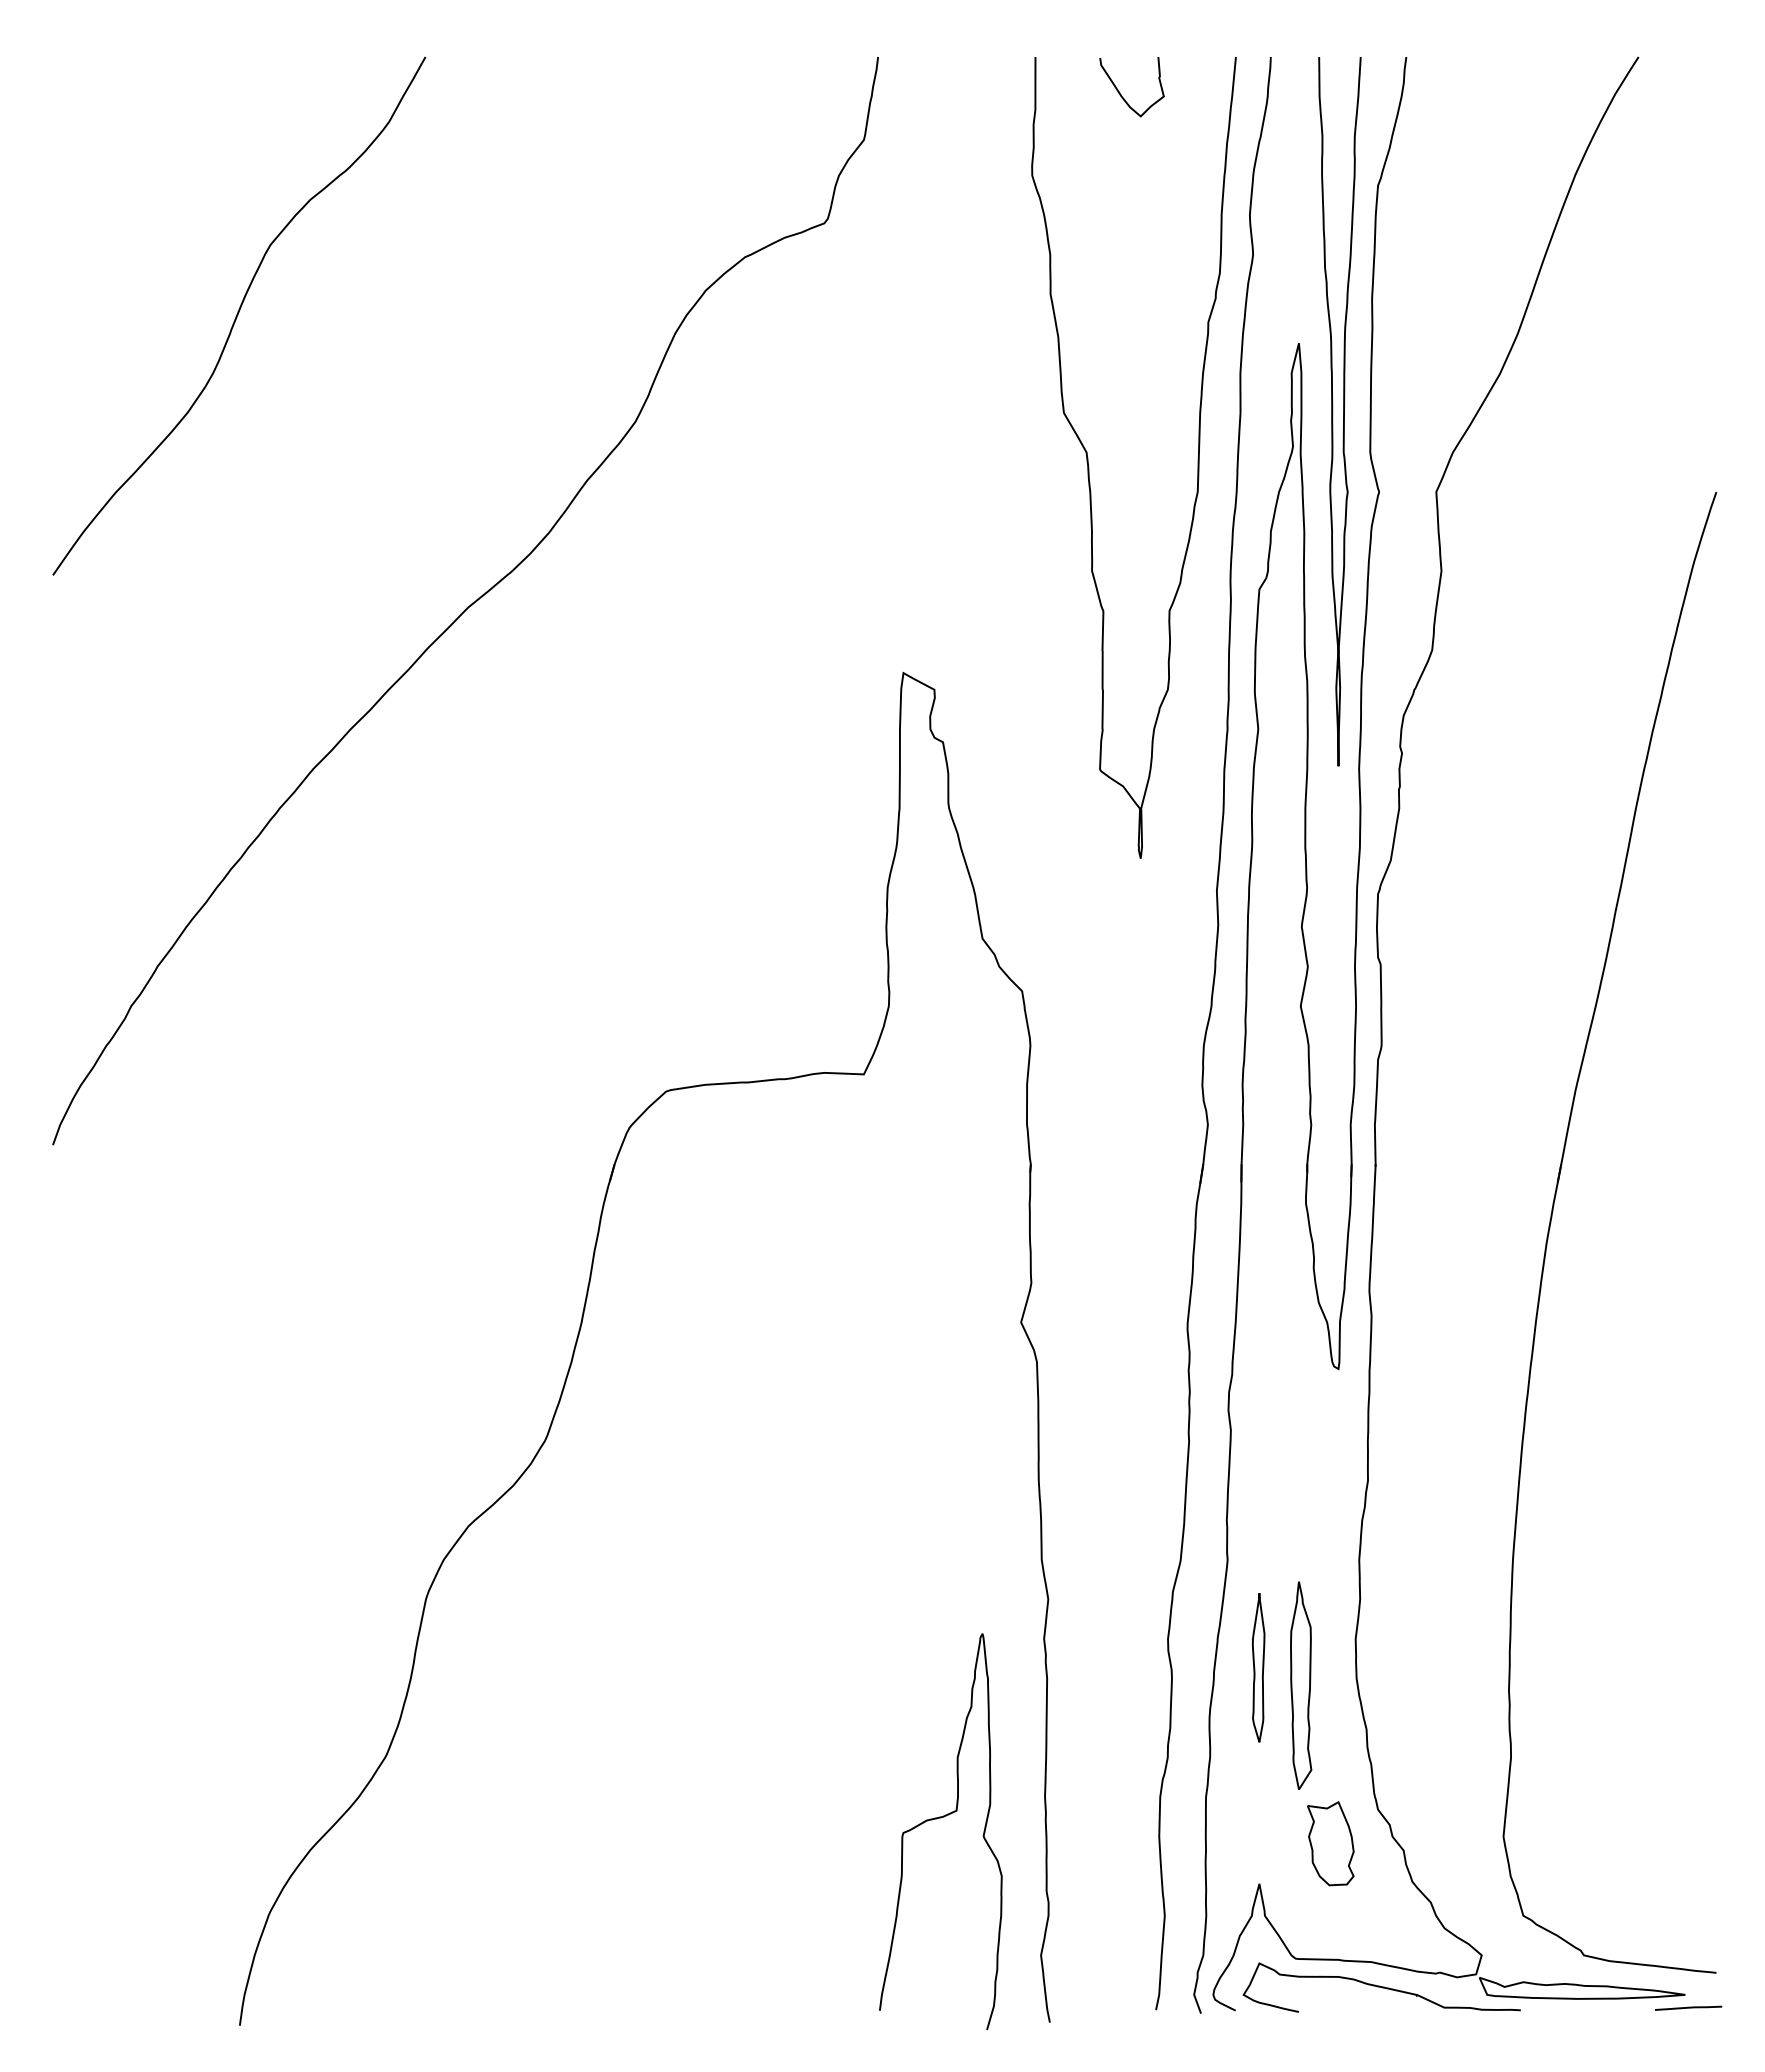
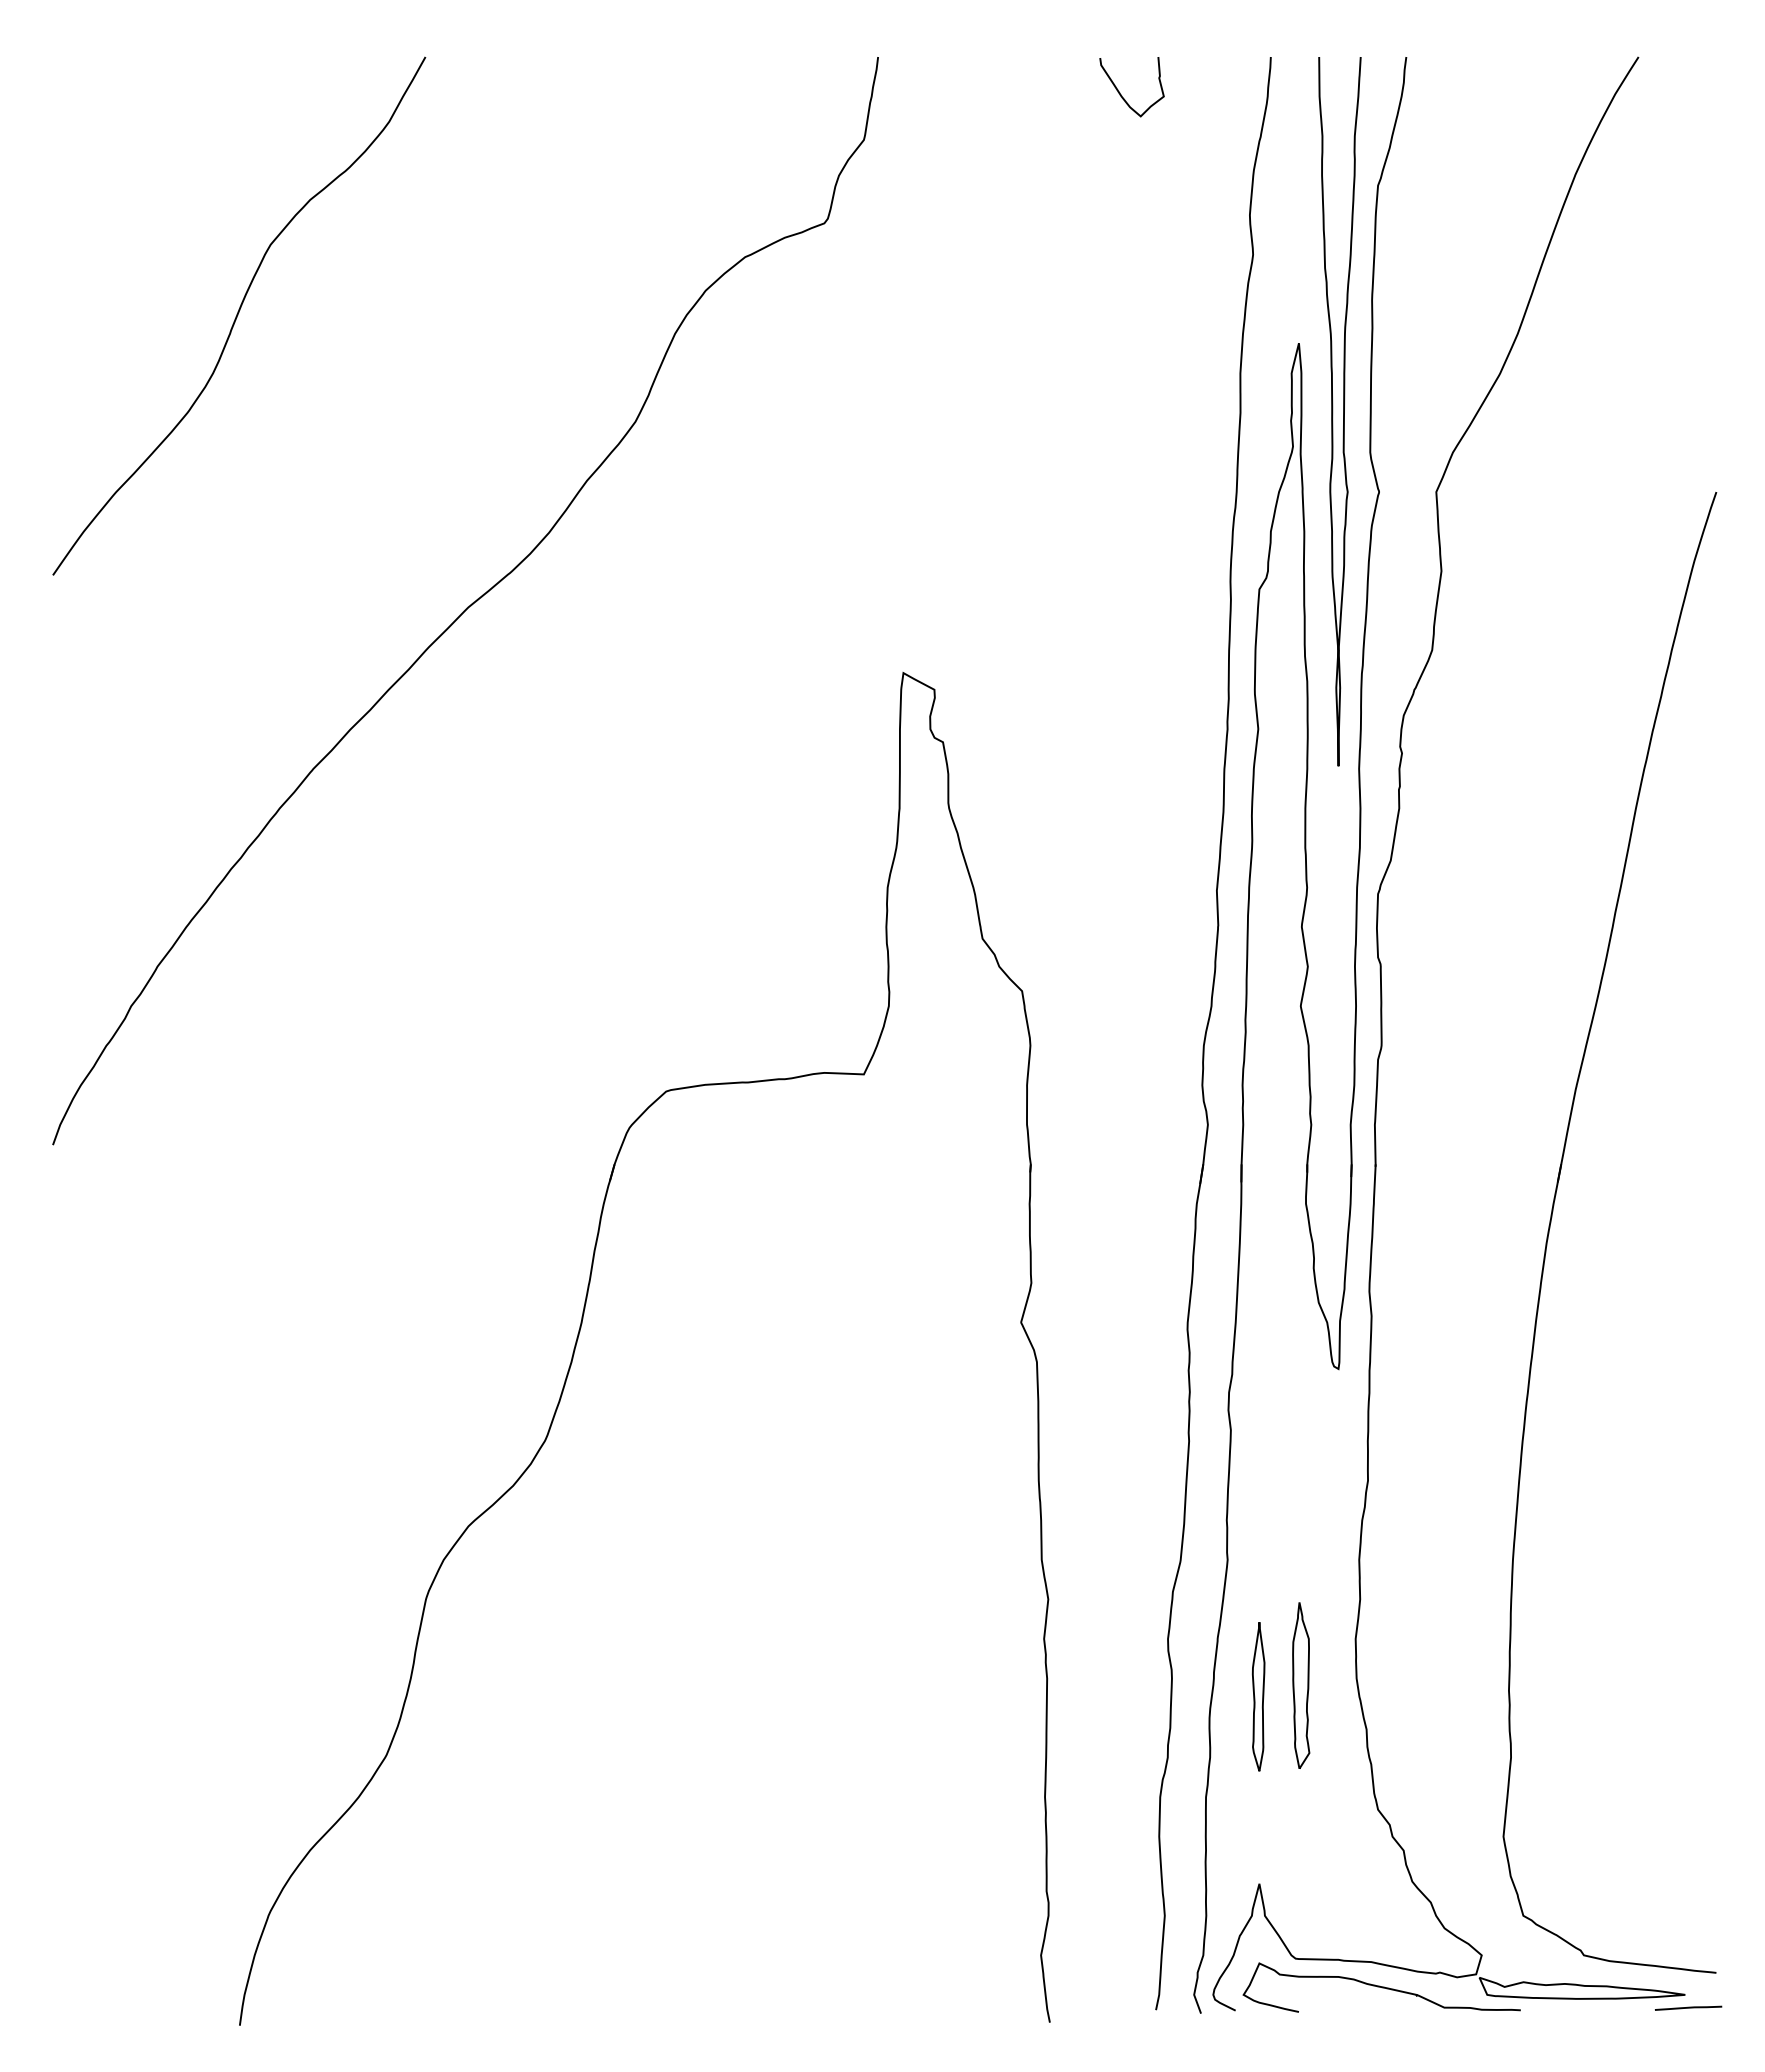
curve: present -> none (1089, 466)
part position: (1258, 1667) -> (1258, 1696) (1258, 1696)
part size: 23x209 px -> 19x167 px (1301, 1685)
curve: present -> none (936, 1819)
part: present -> none (1330, 1843)
